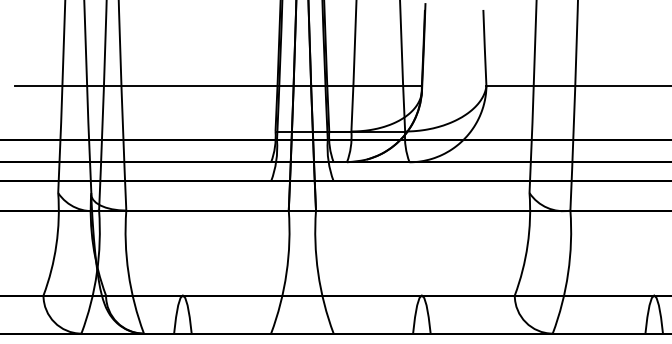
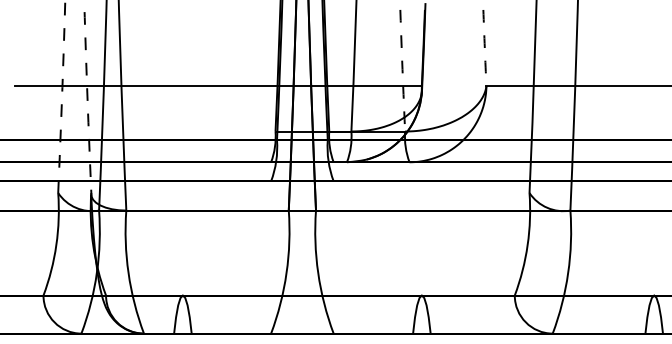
arc: solid -> dashed (484, 48)
arc: solid -> dashed (402, 66)
arc: solid -> dashed (62, 96)
arc: solid -> dashed (87, 97)
